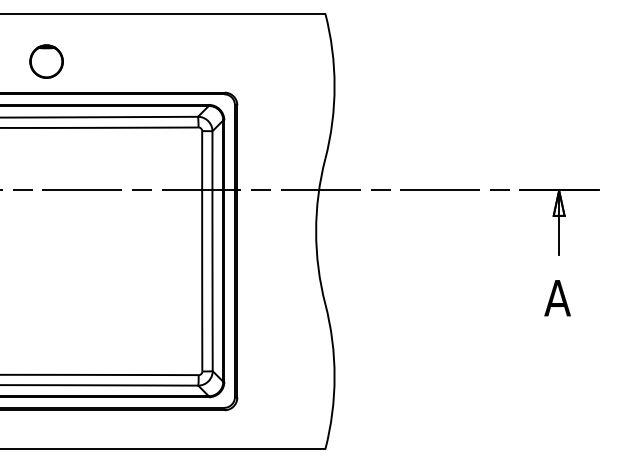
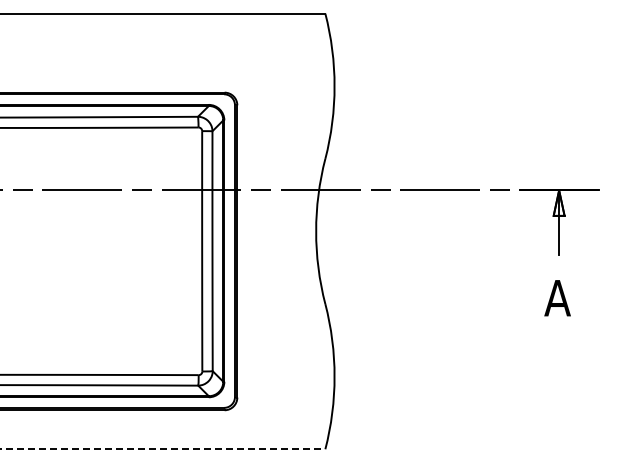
part: present -> none (46, 61)
line: solid -> dashed (163, 449)
